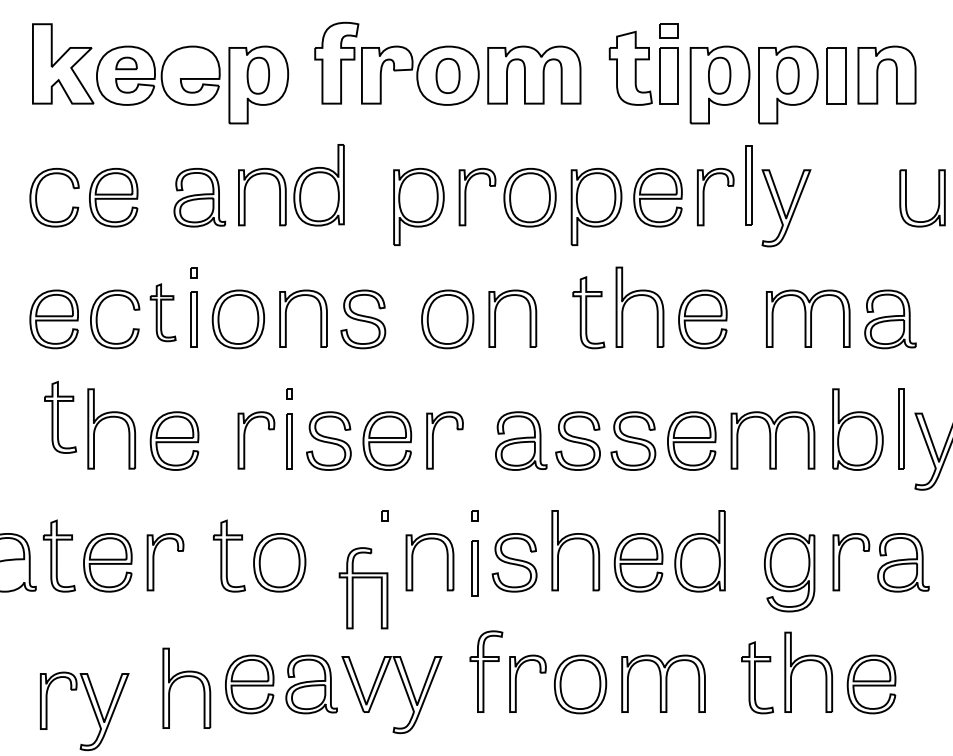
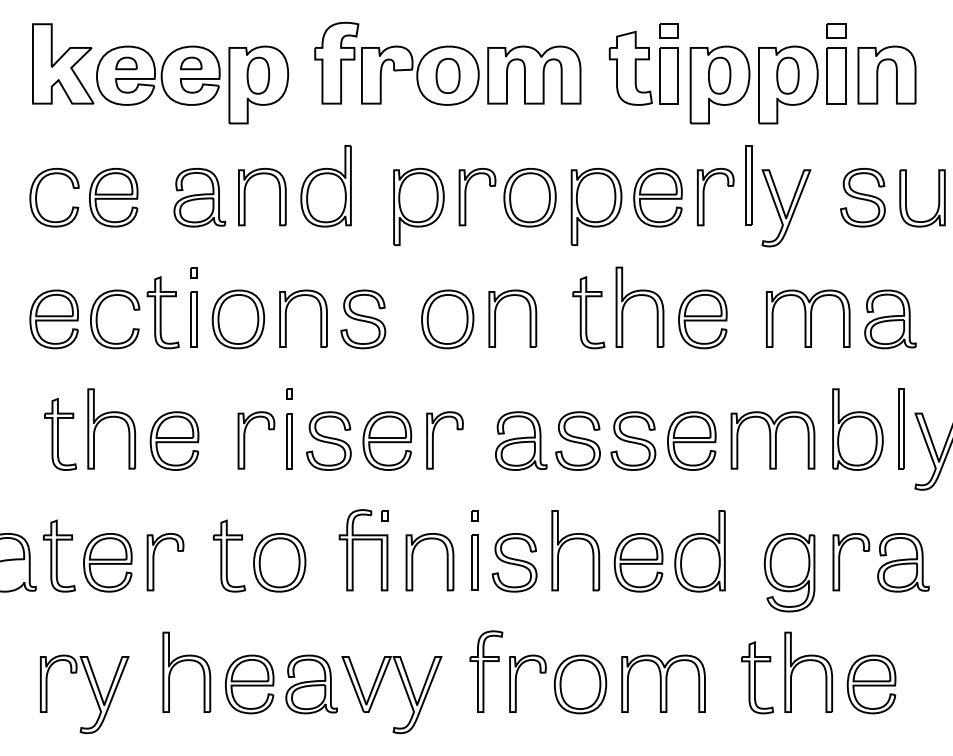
part: none -> present (836, 30)
part: none -> present (191, 63)
part position: (318, 185) -> (325, 186) (325, 186)
part: none -> present (862, 197)
part size: 28x60 px -> 34x74 px (162, 312)
part position: (60, 416) -> (60, 433) (60, 433)
part position: (474, 568) -> (474, 562) (474, 562)
part position: (363, 578) -> (363, 540) (363, 540)
part position: (186, 677) -> (186, 661) (186, 661)
part position: (92, 708) -> (92, 691) (92, 691)
